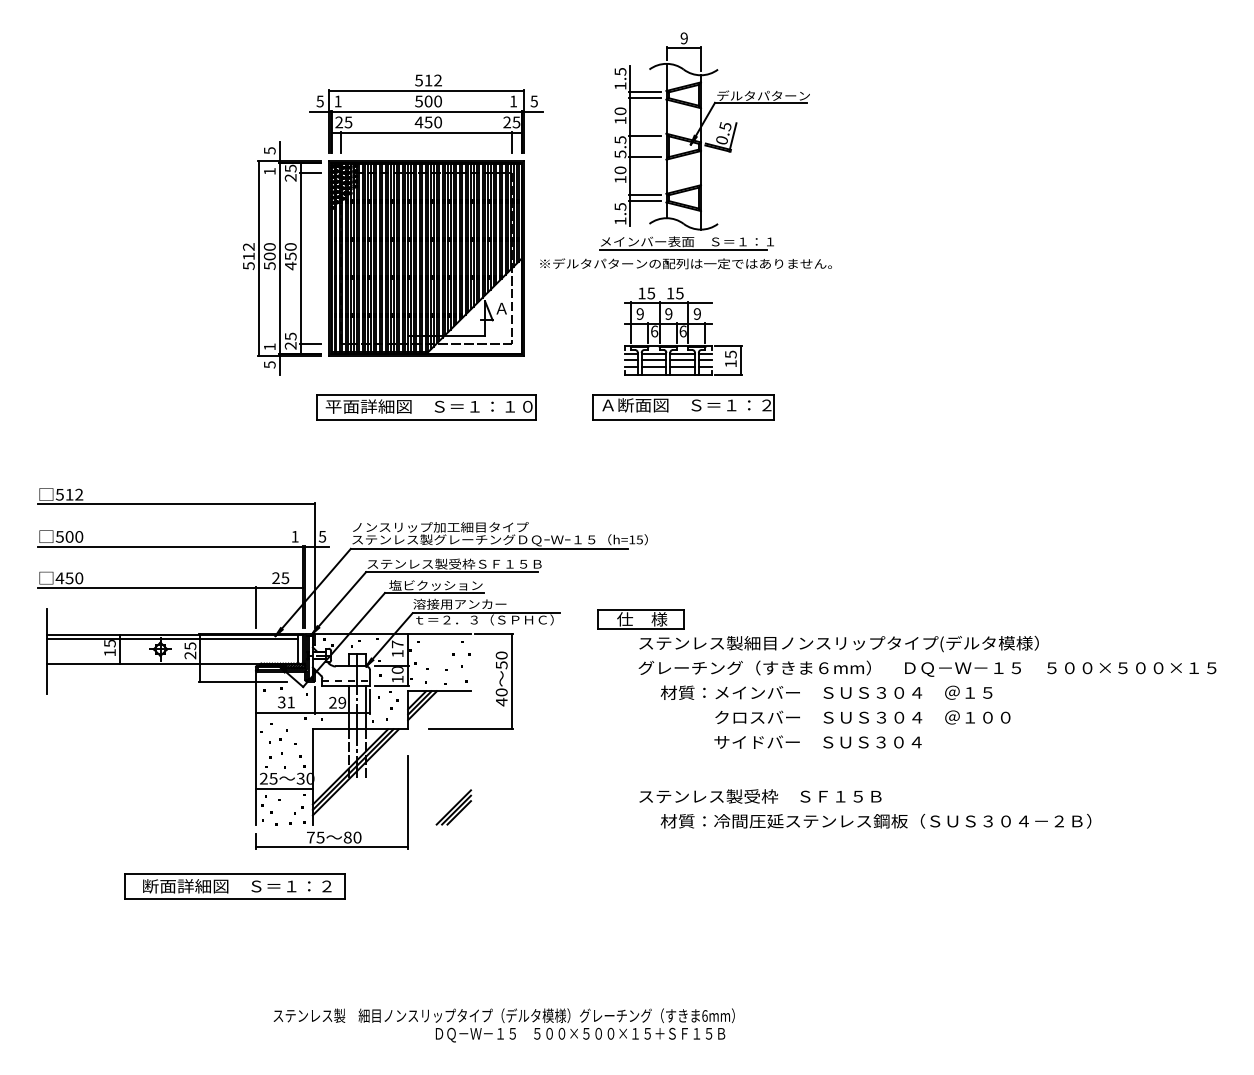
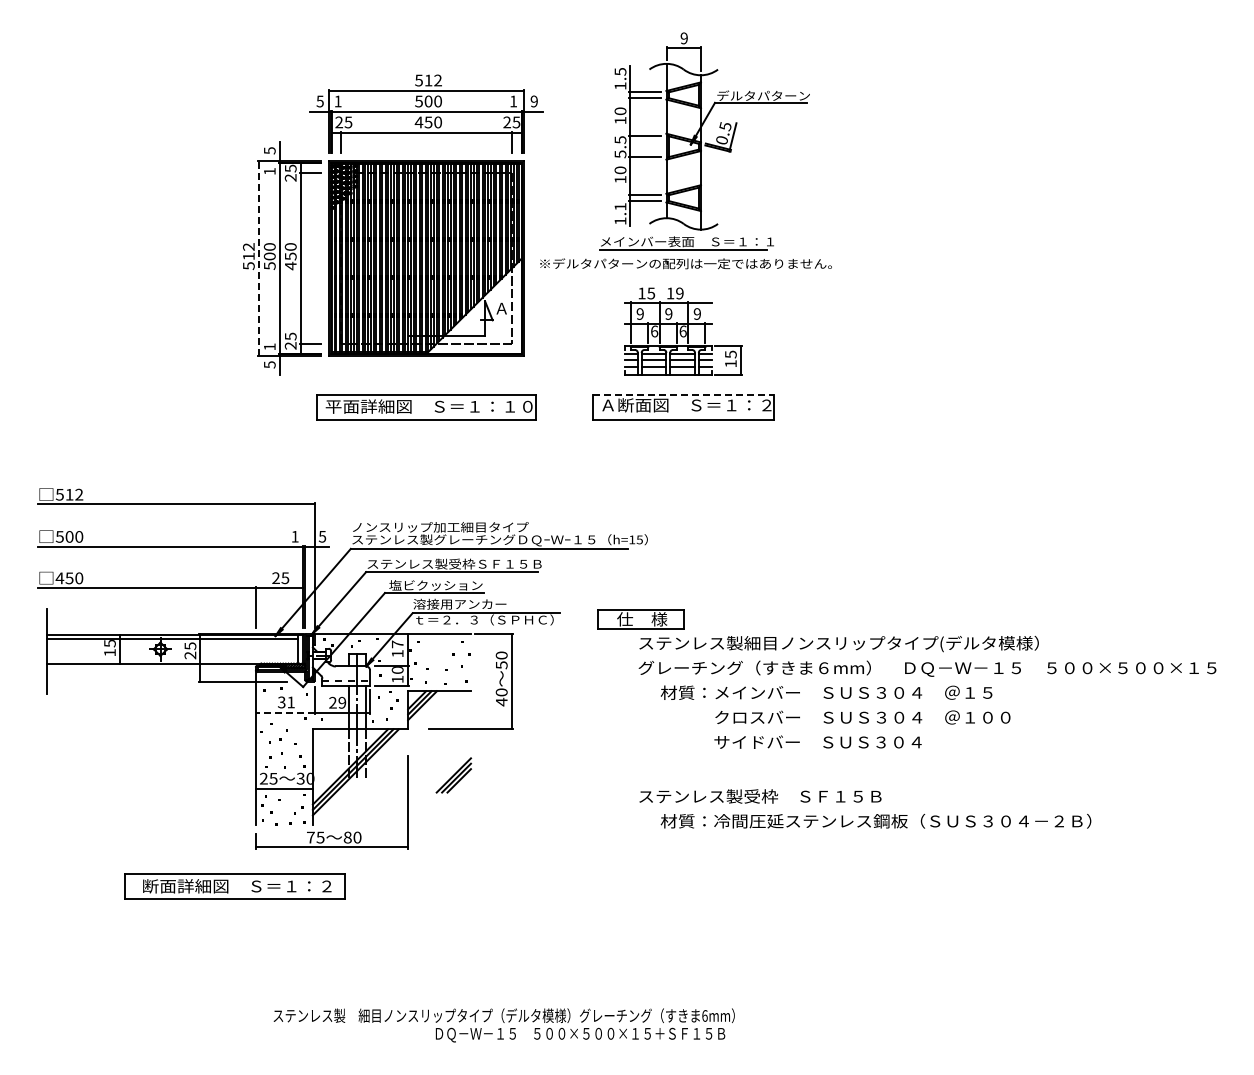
text: 5 -> 9 (533, 101)
text: 1.5 -> 1.1 (620, 206)
line: solid -> dashed (259, 258)
text: 15 -> 19 (679, 293)
line: solid -> dashed (684, 394)
line: solid -> dashed (285, 712)
part position: (453, 807) -> (453, 775) (453, 775)
